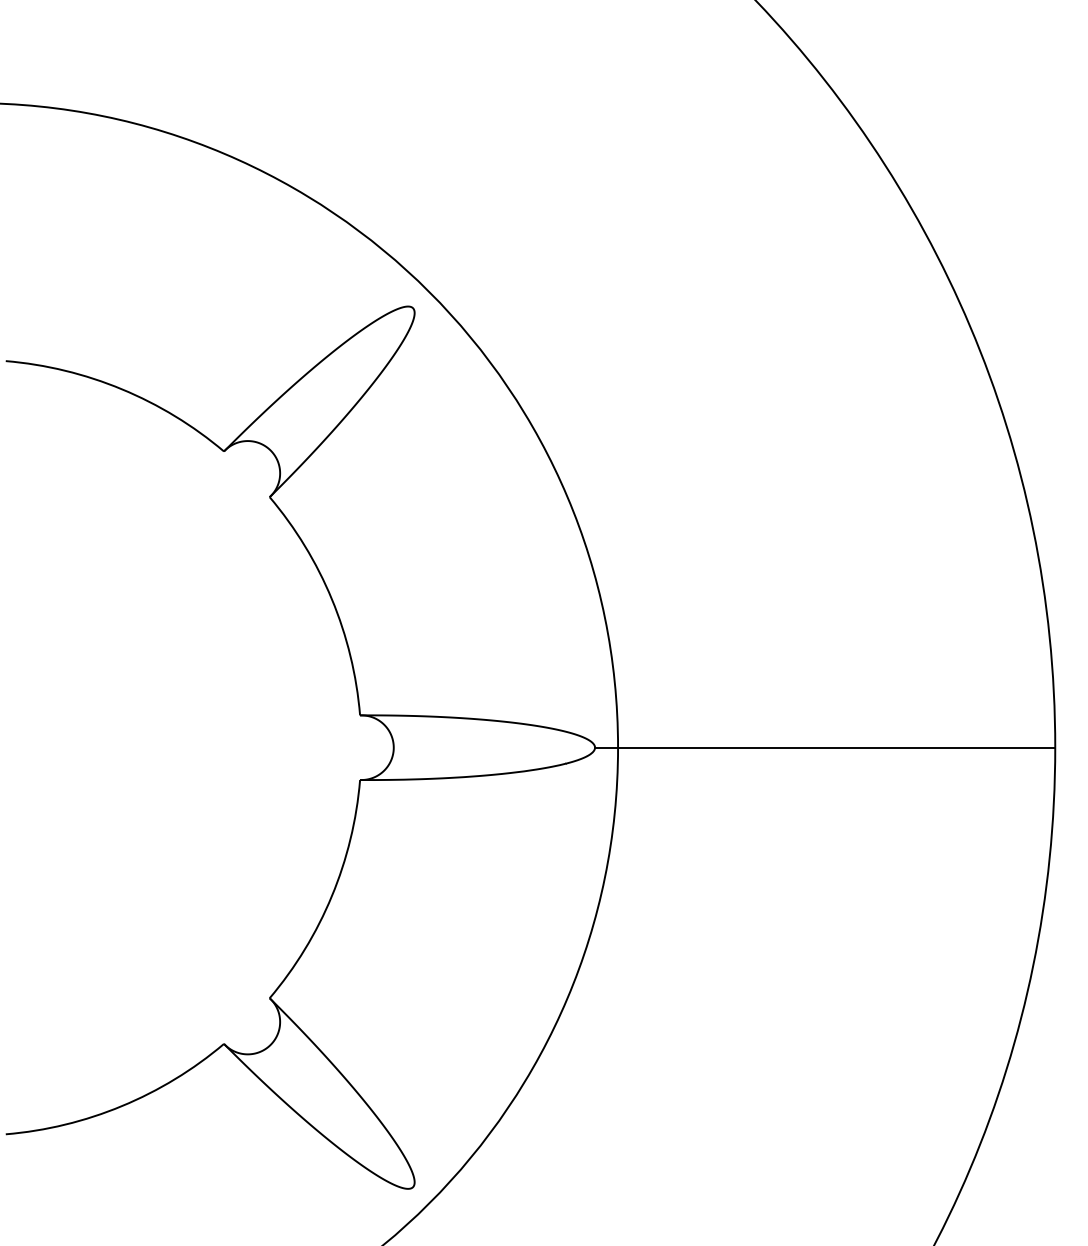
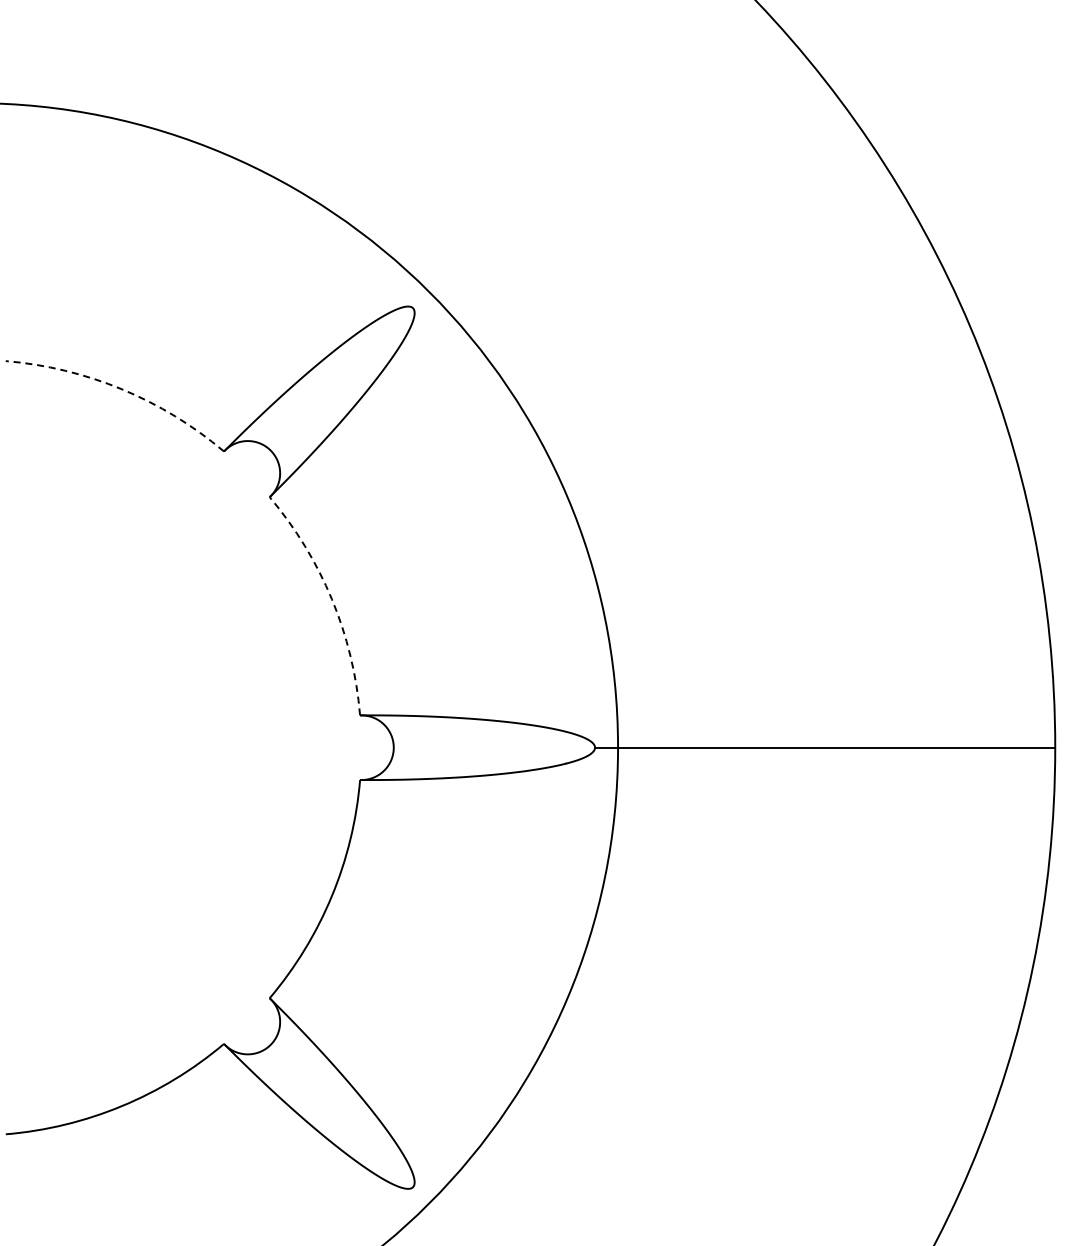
arc: solid -> dashed (121, 389)
arc: solid -> dashed (331, 599)
